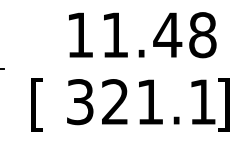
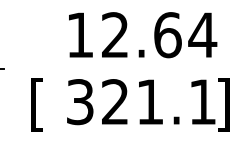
text: 11.48 -> 12.64 (159, 35)
